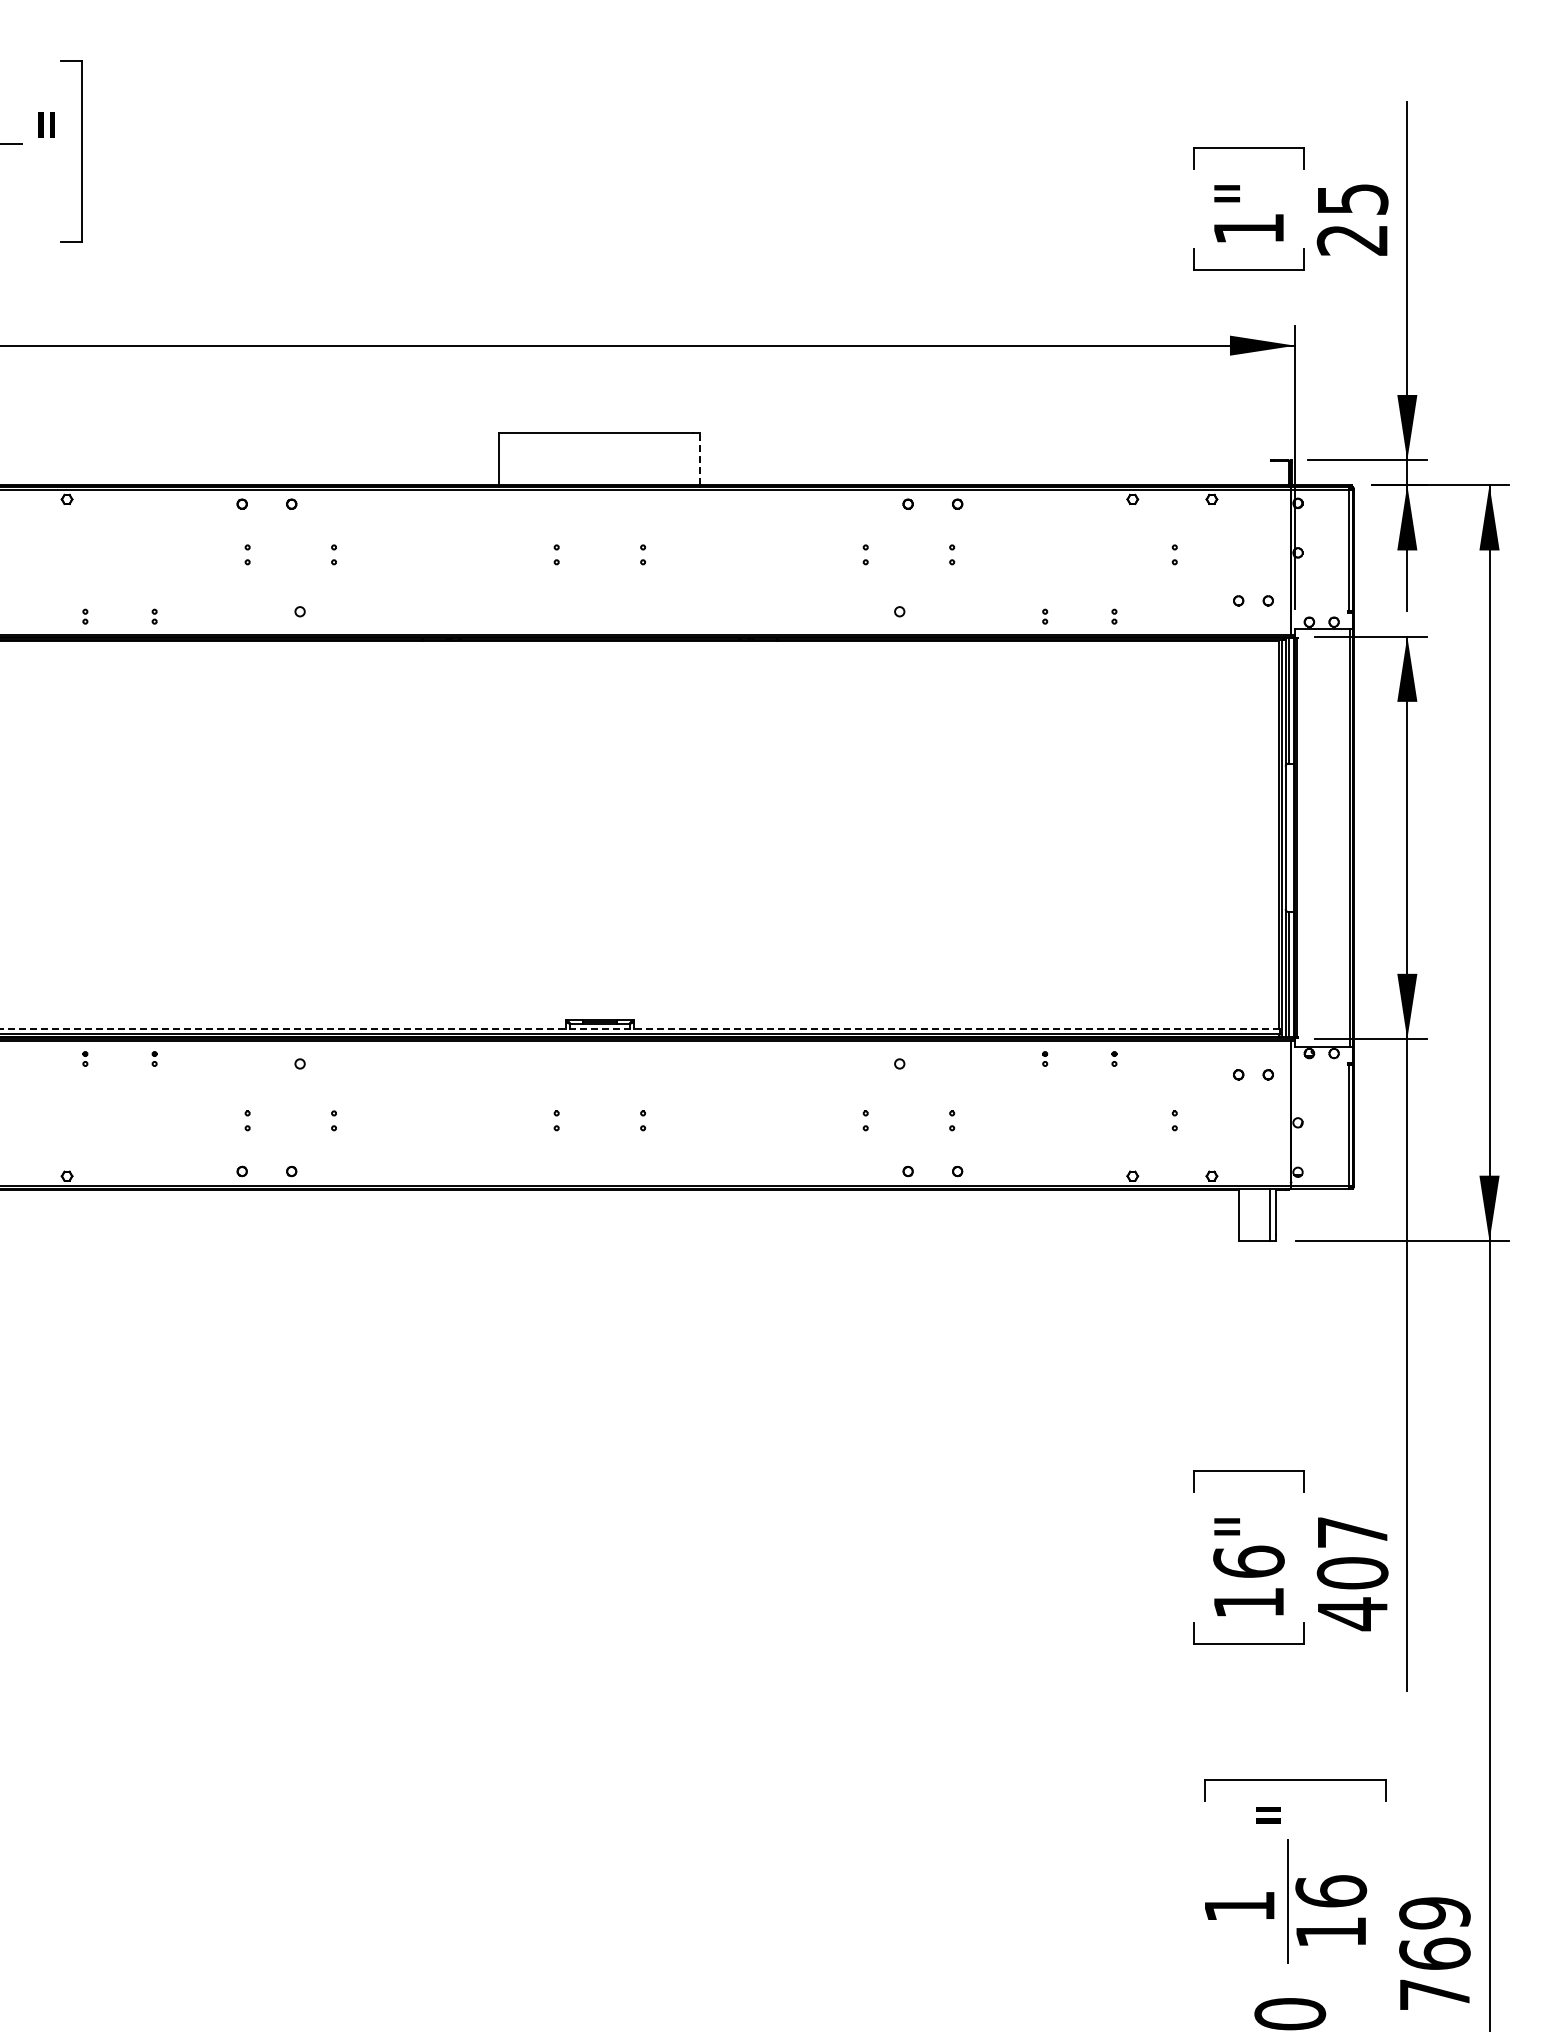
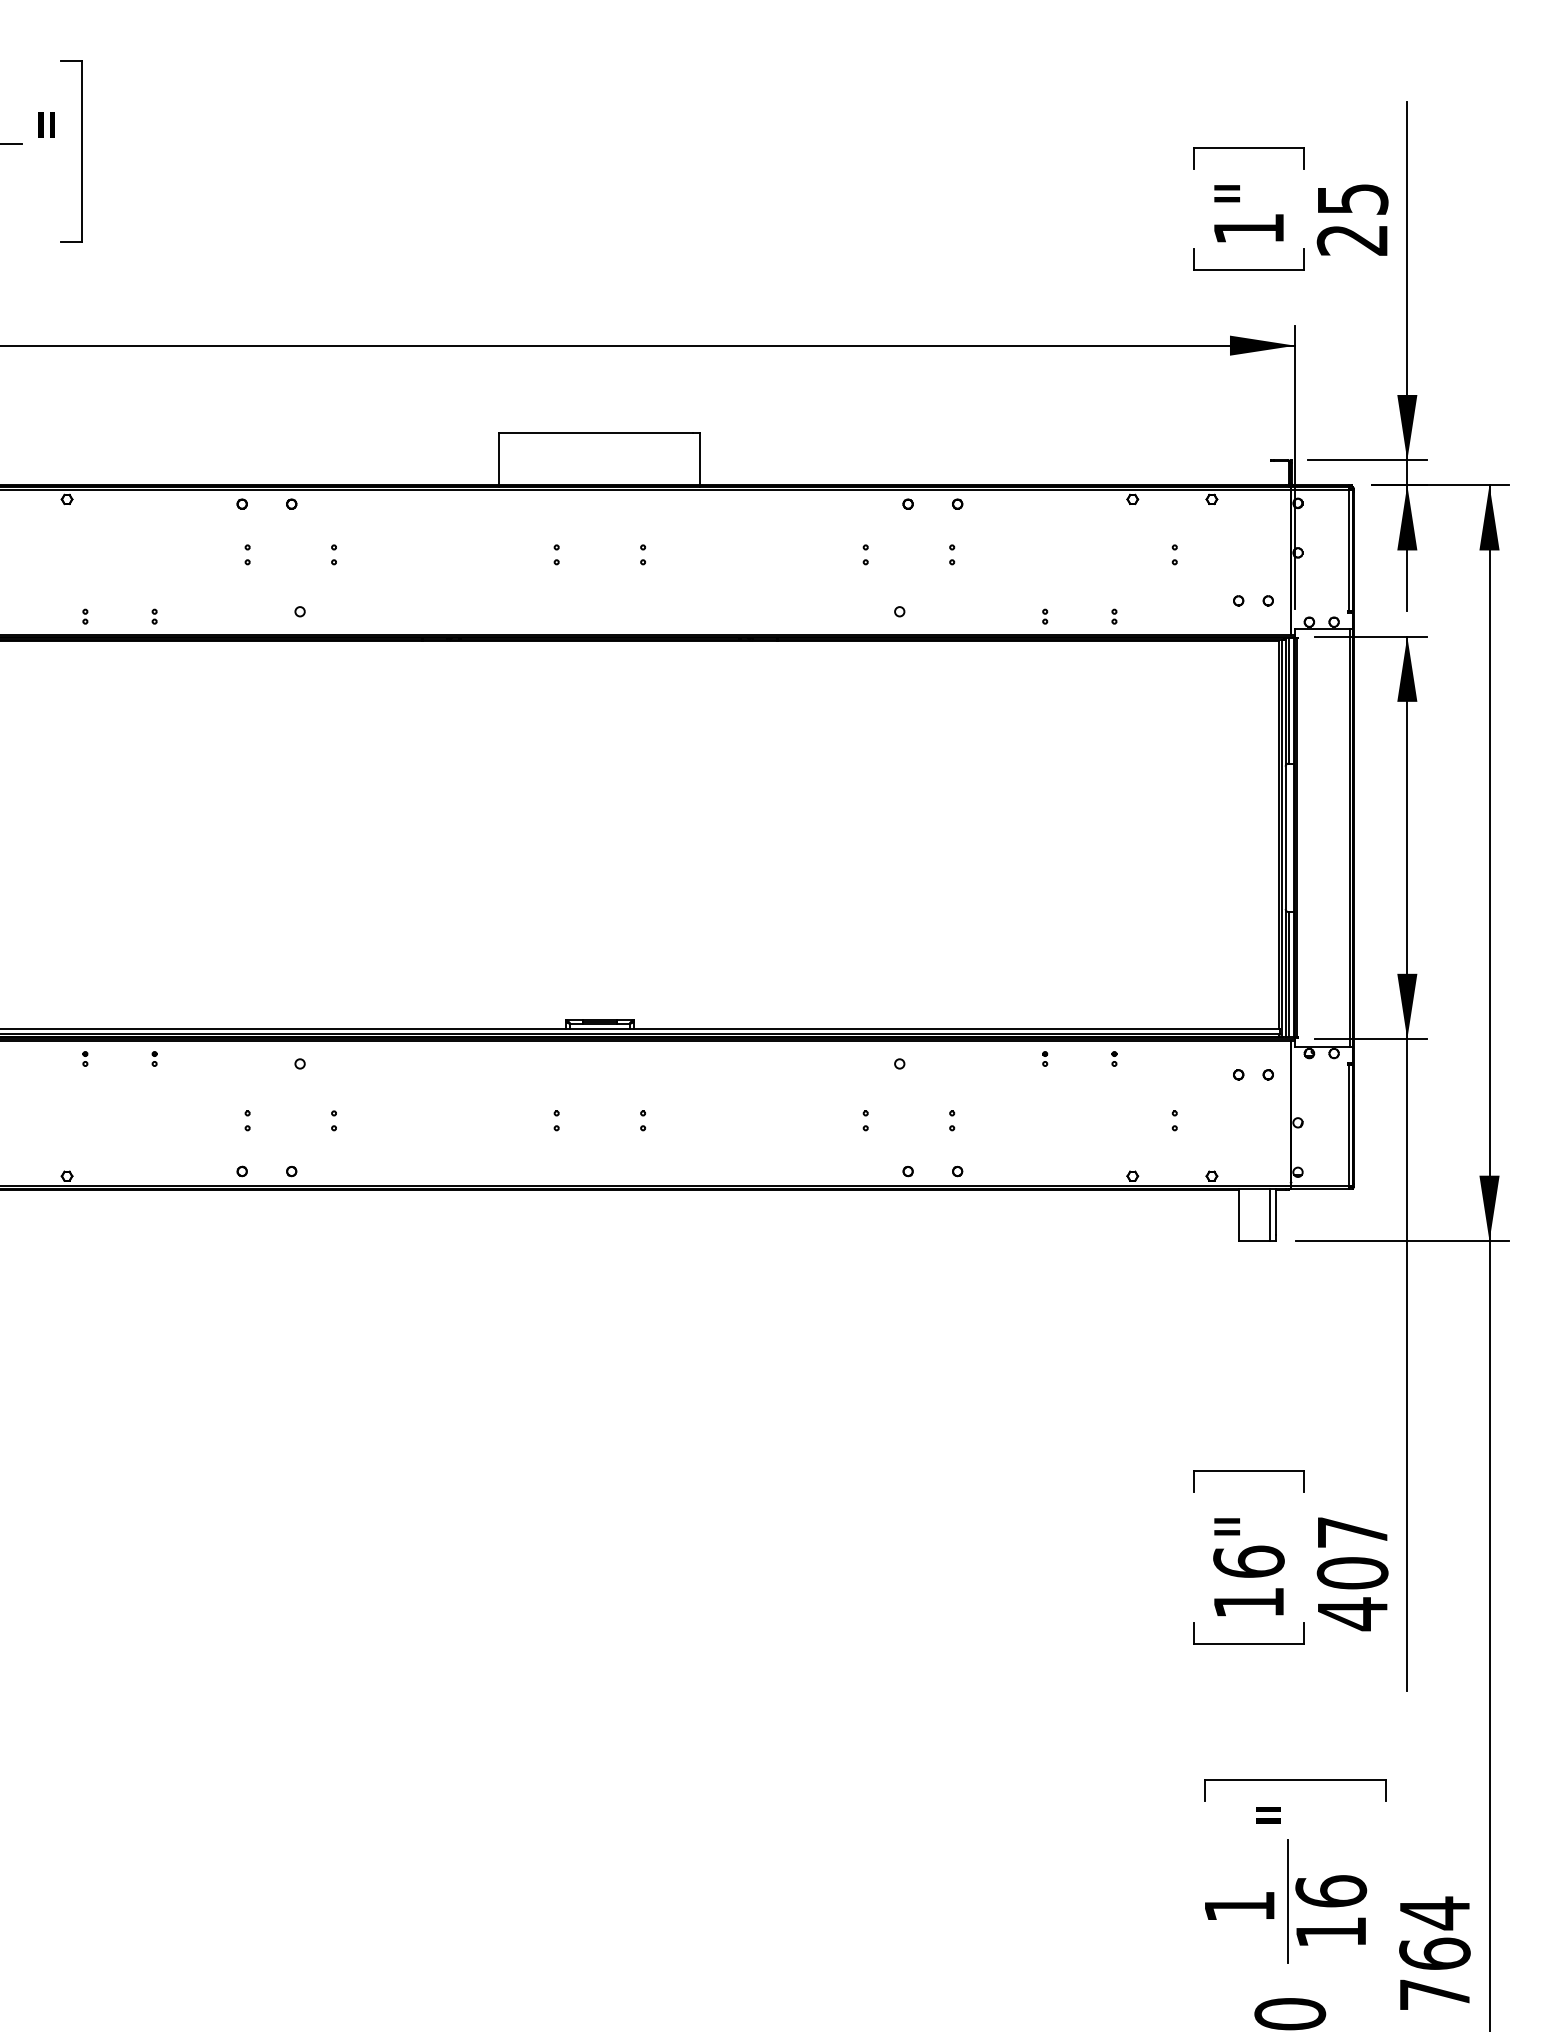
line: dashed -> solid (700, 458)
line: dashed -> solid (640, 1028)
text: 769 -> 764 (1434, 1913)
